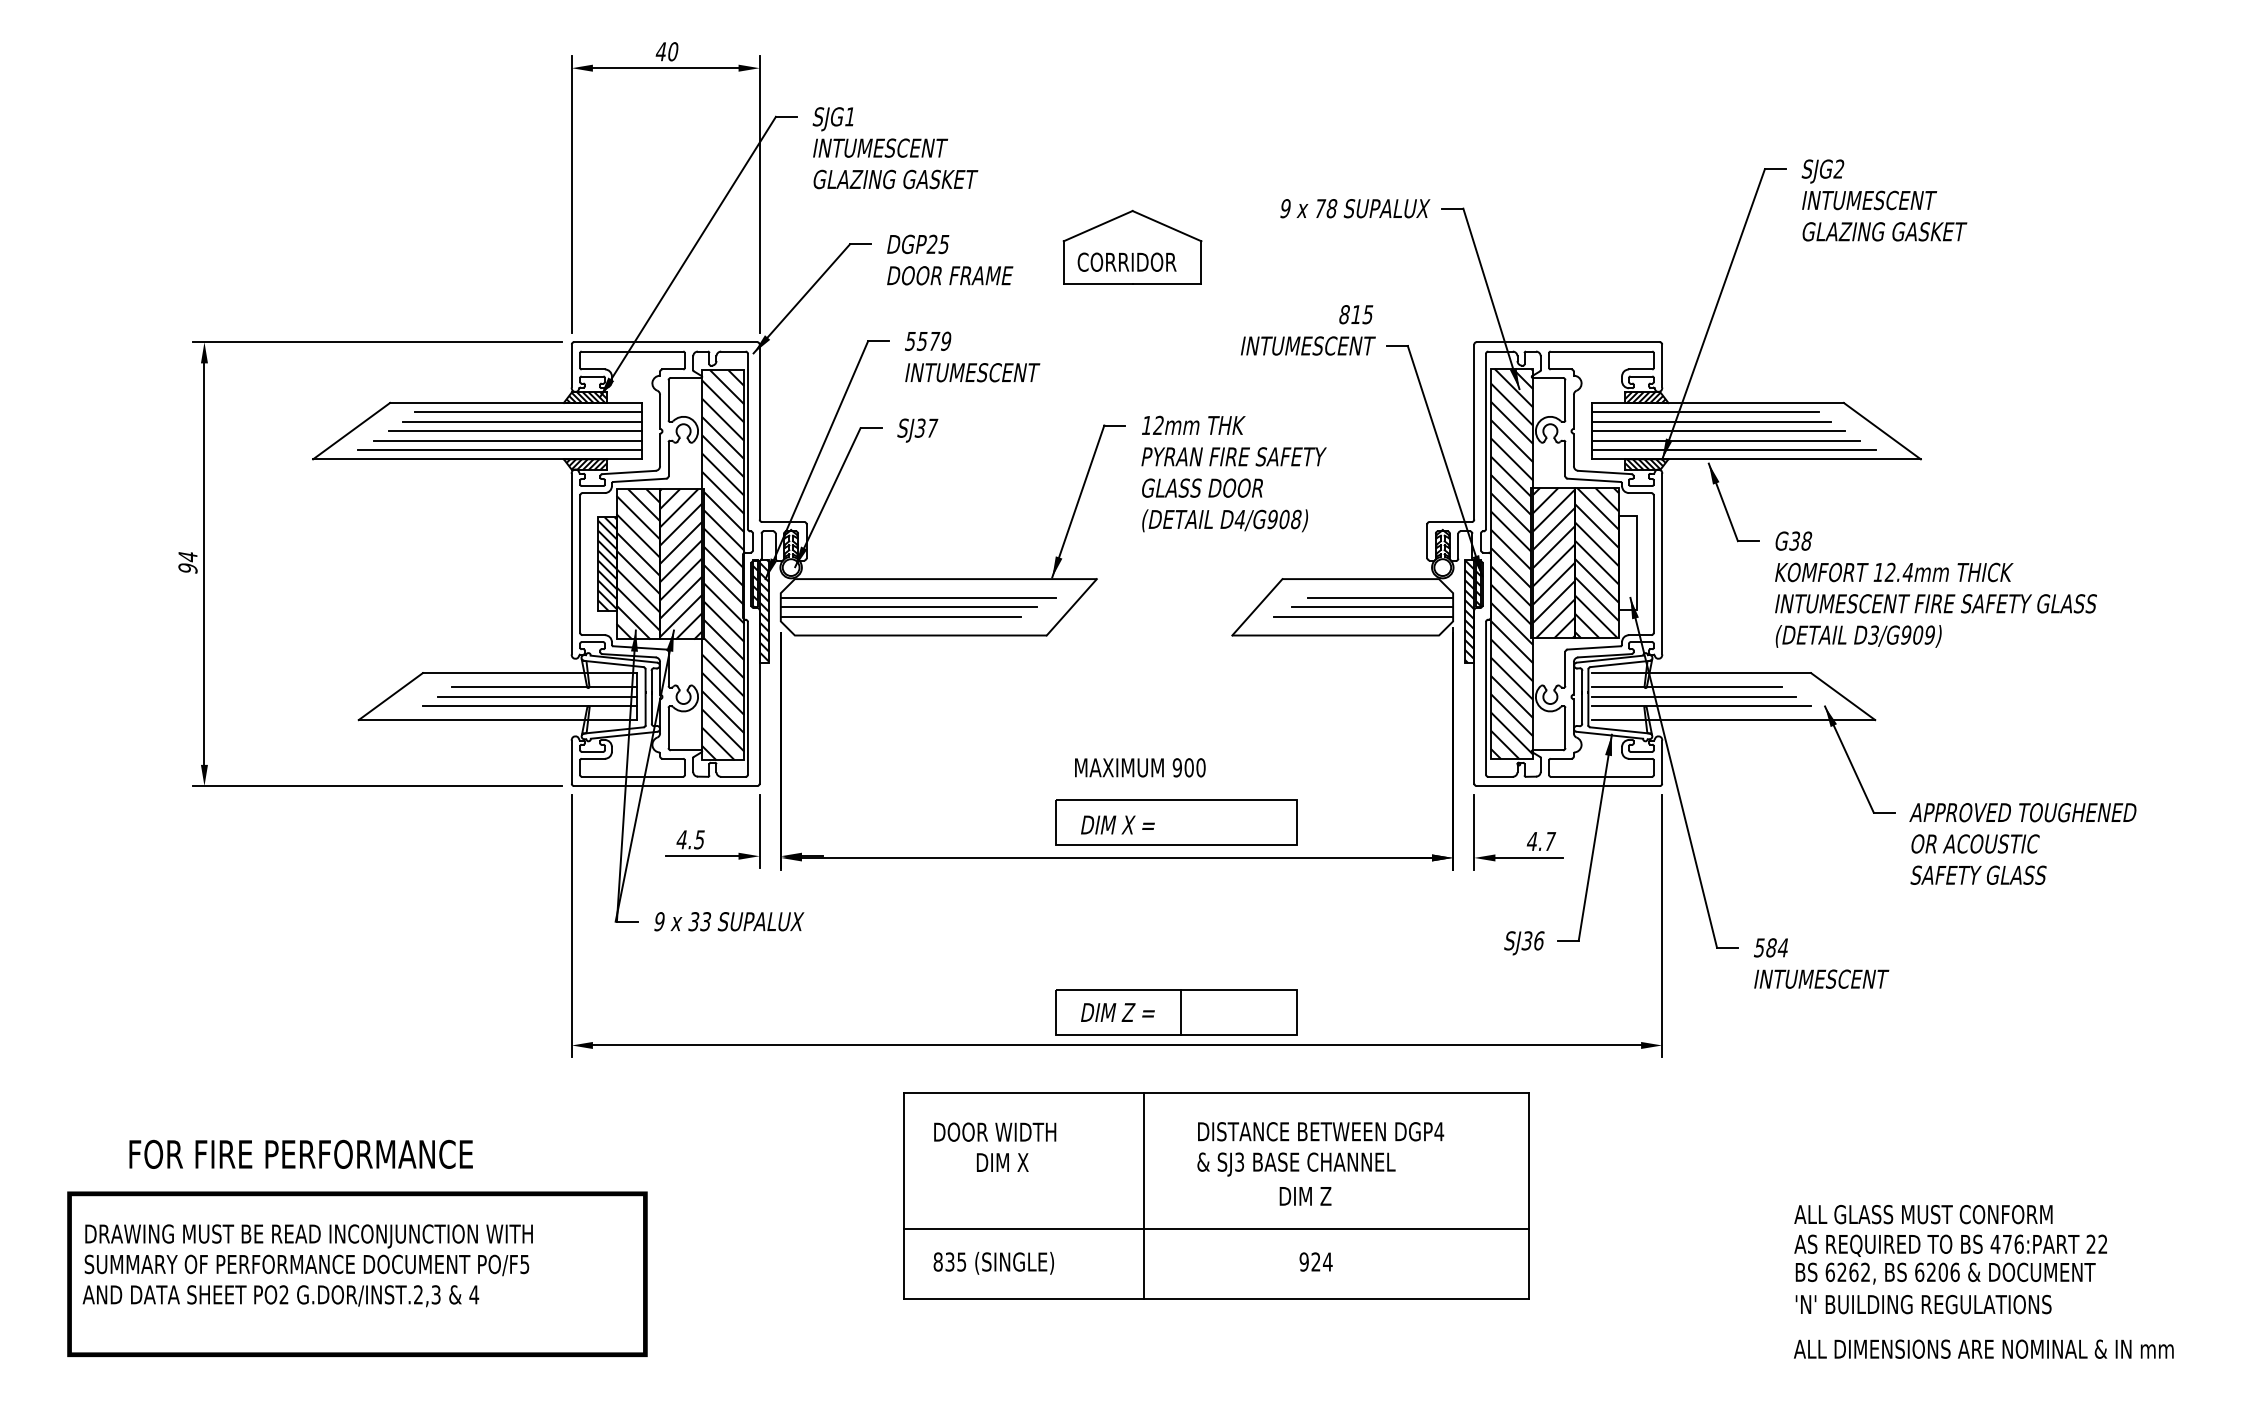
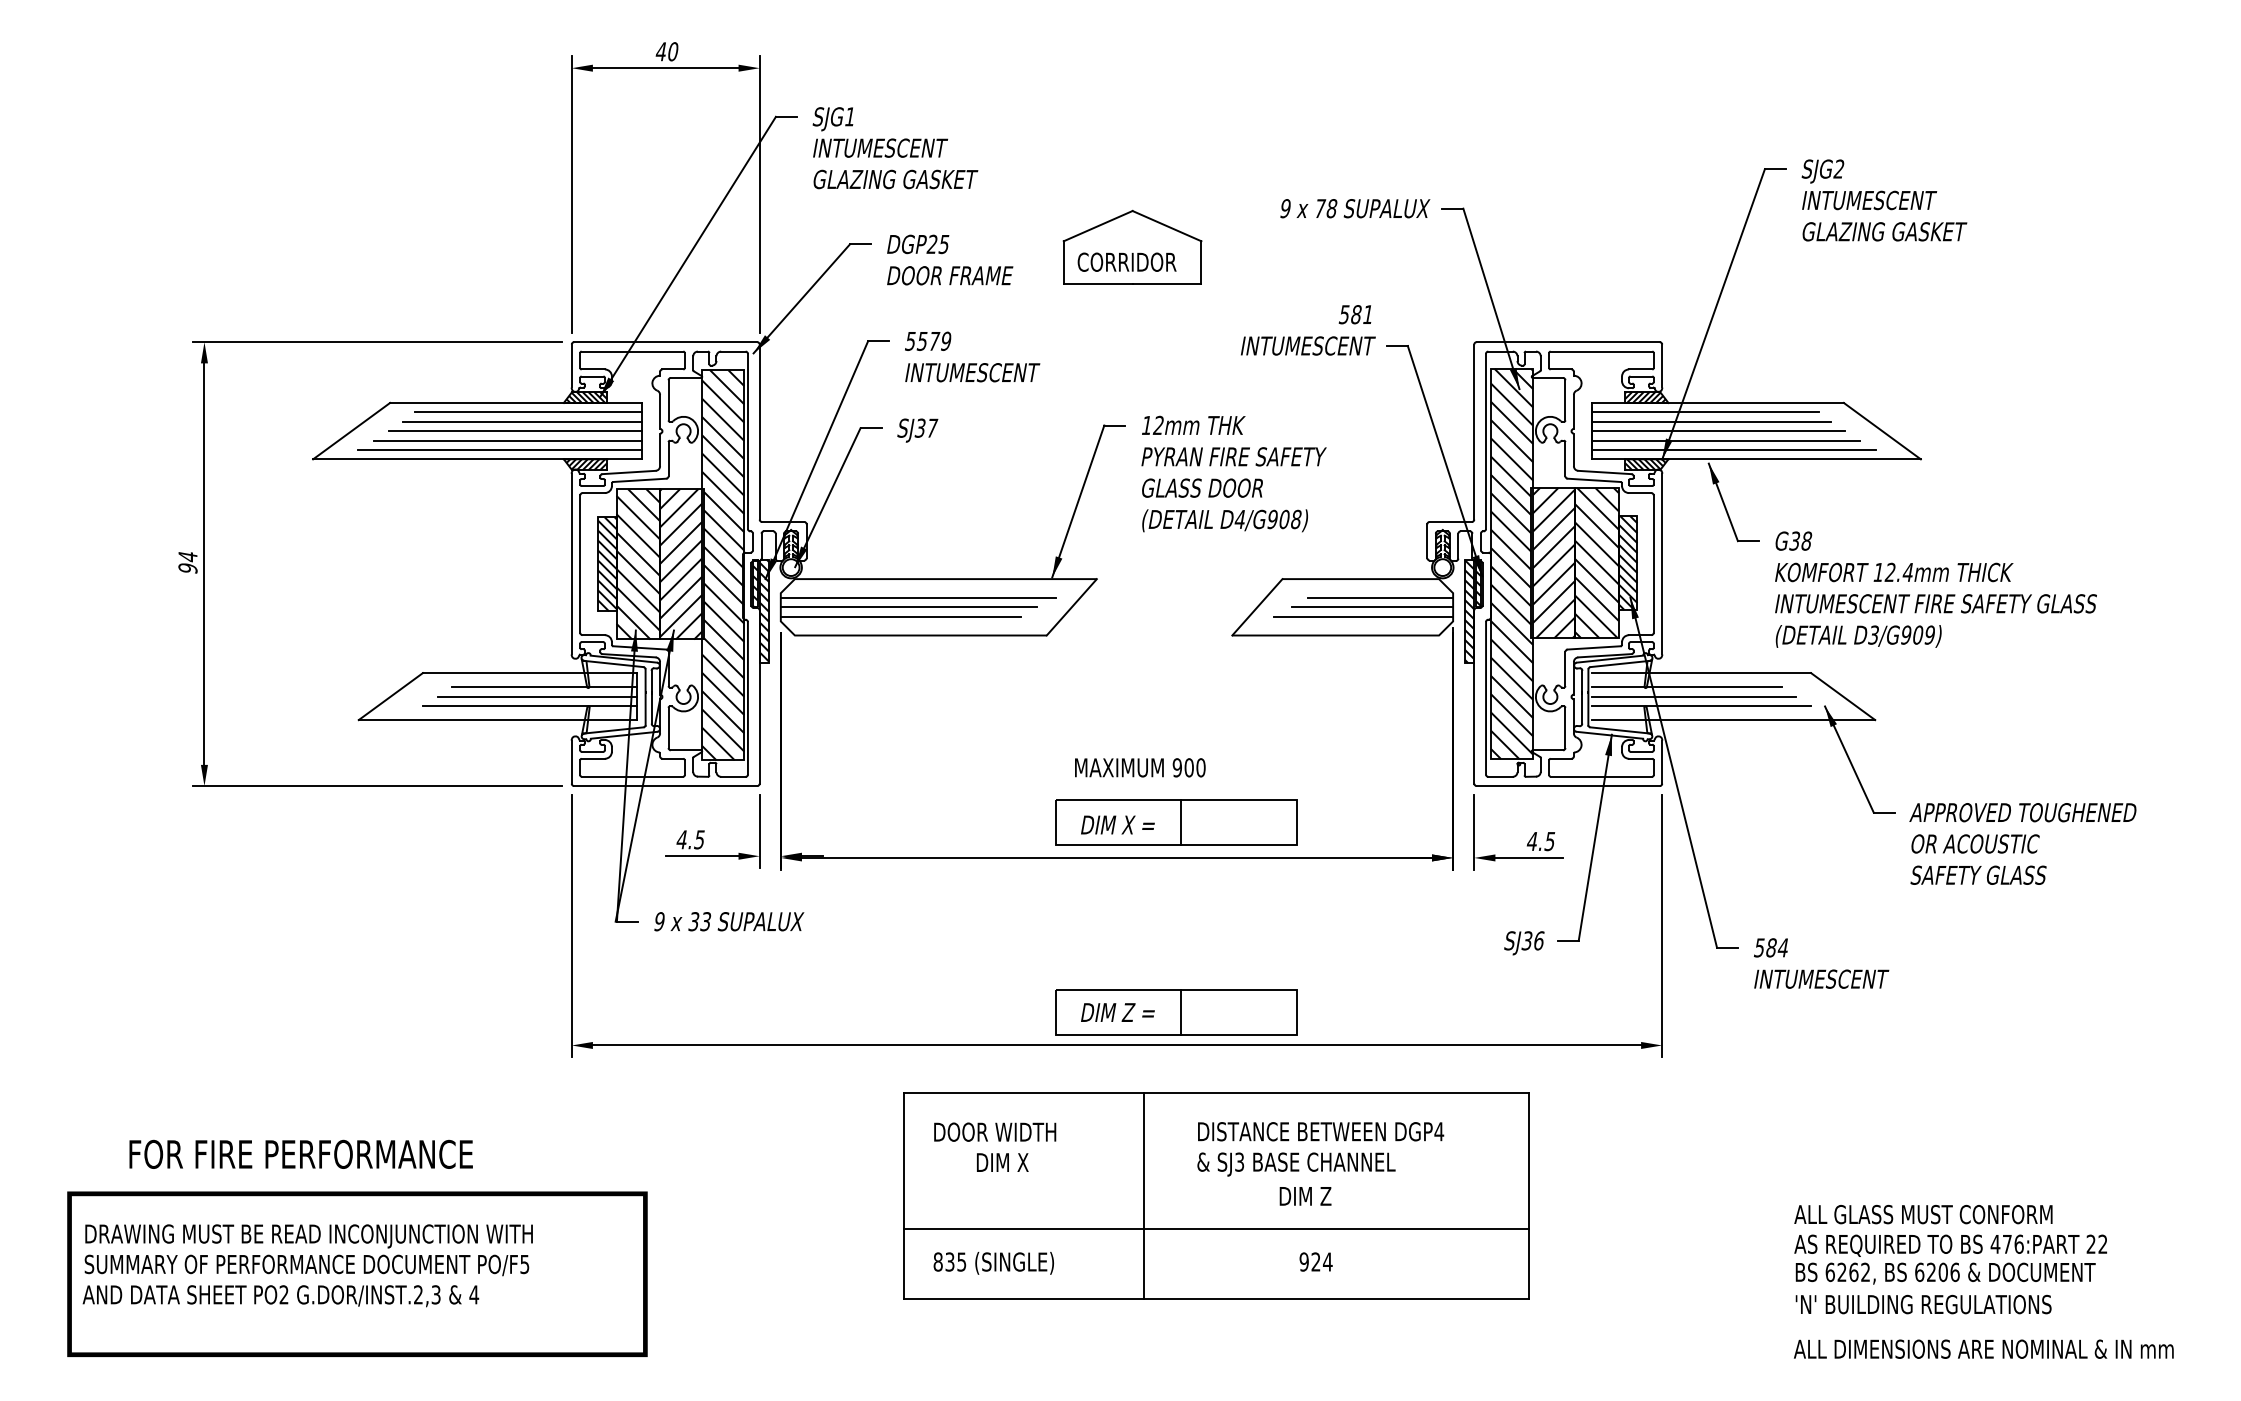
text: 815 -> 581 (1355, 314)
hatch: none -> present (1627, 563)
line: none -> present (1181, 821)
text: 4.7 -> 4.5 (1550, 841)
